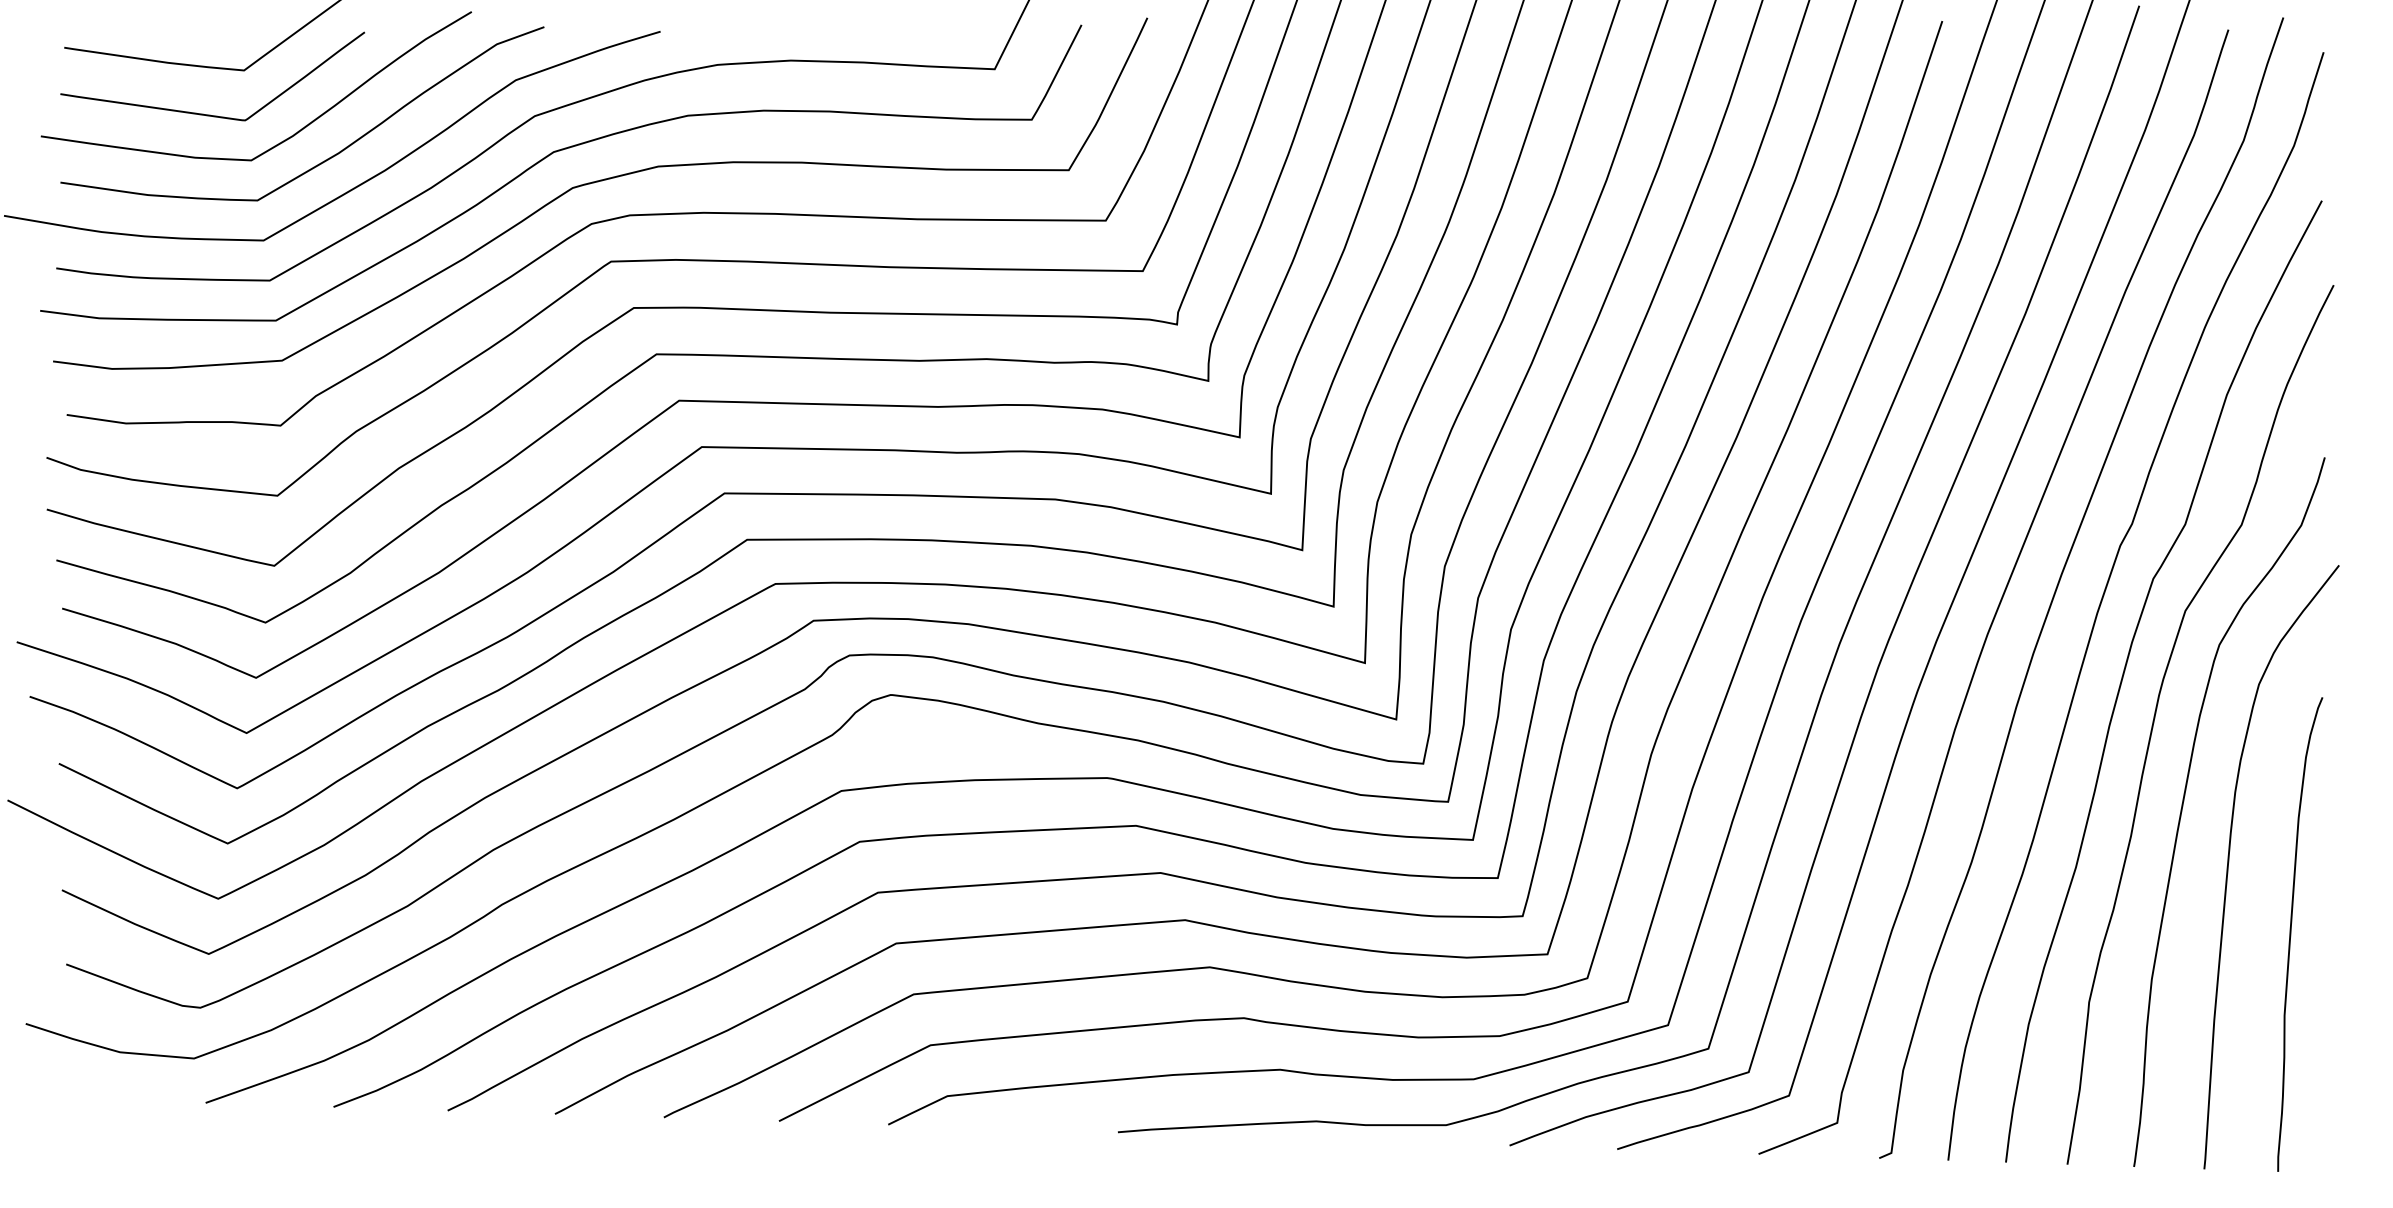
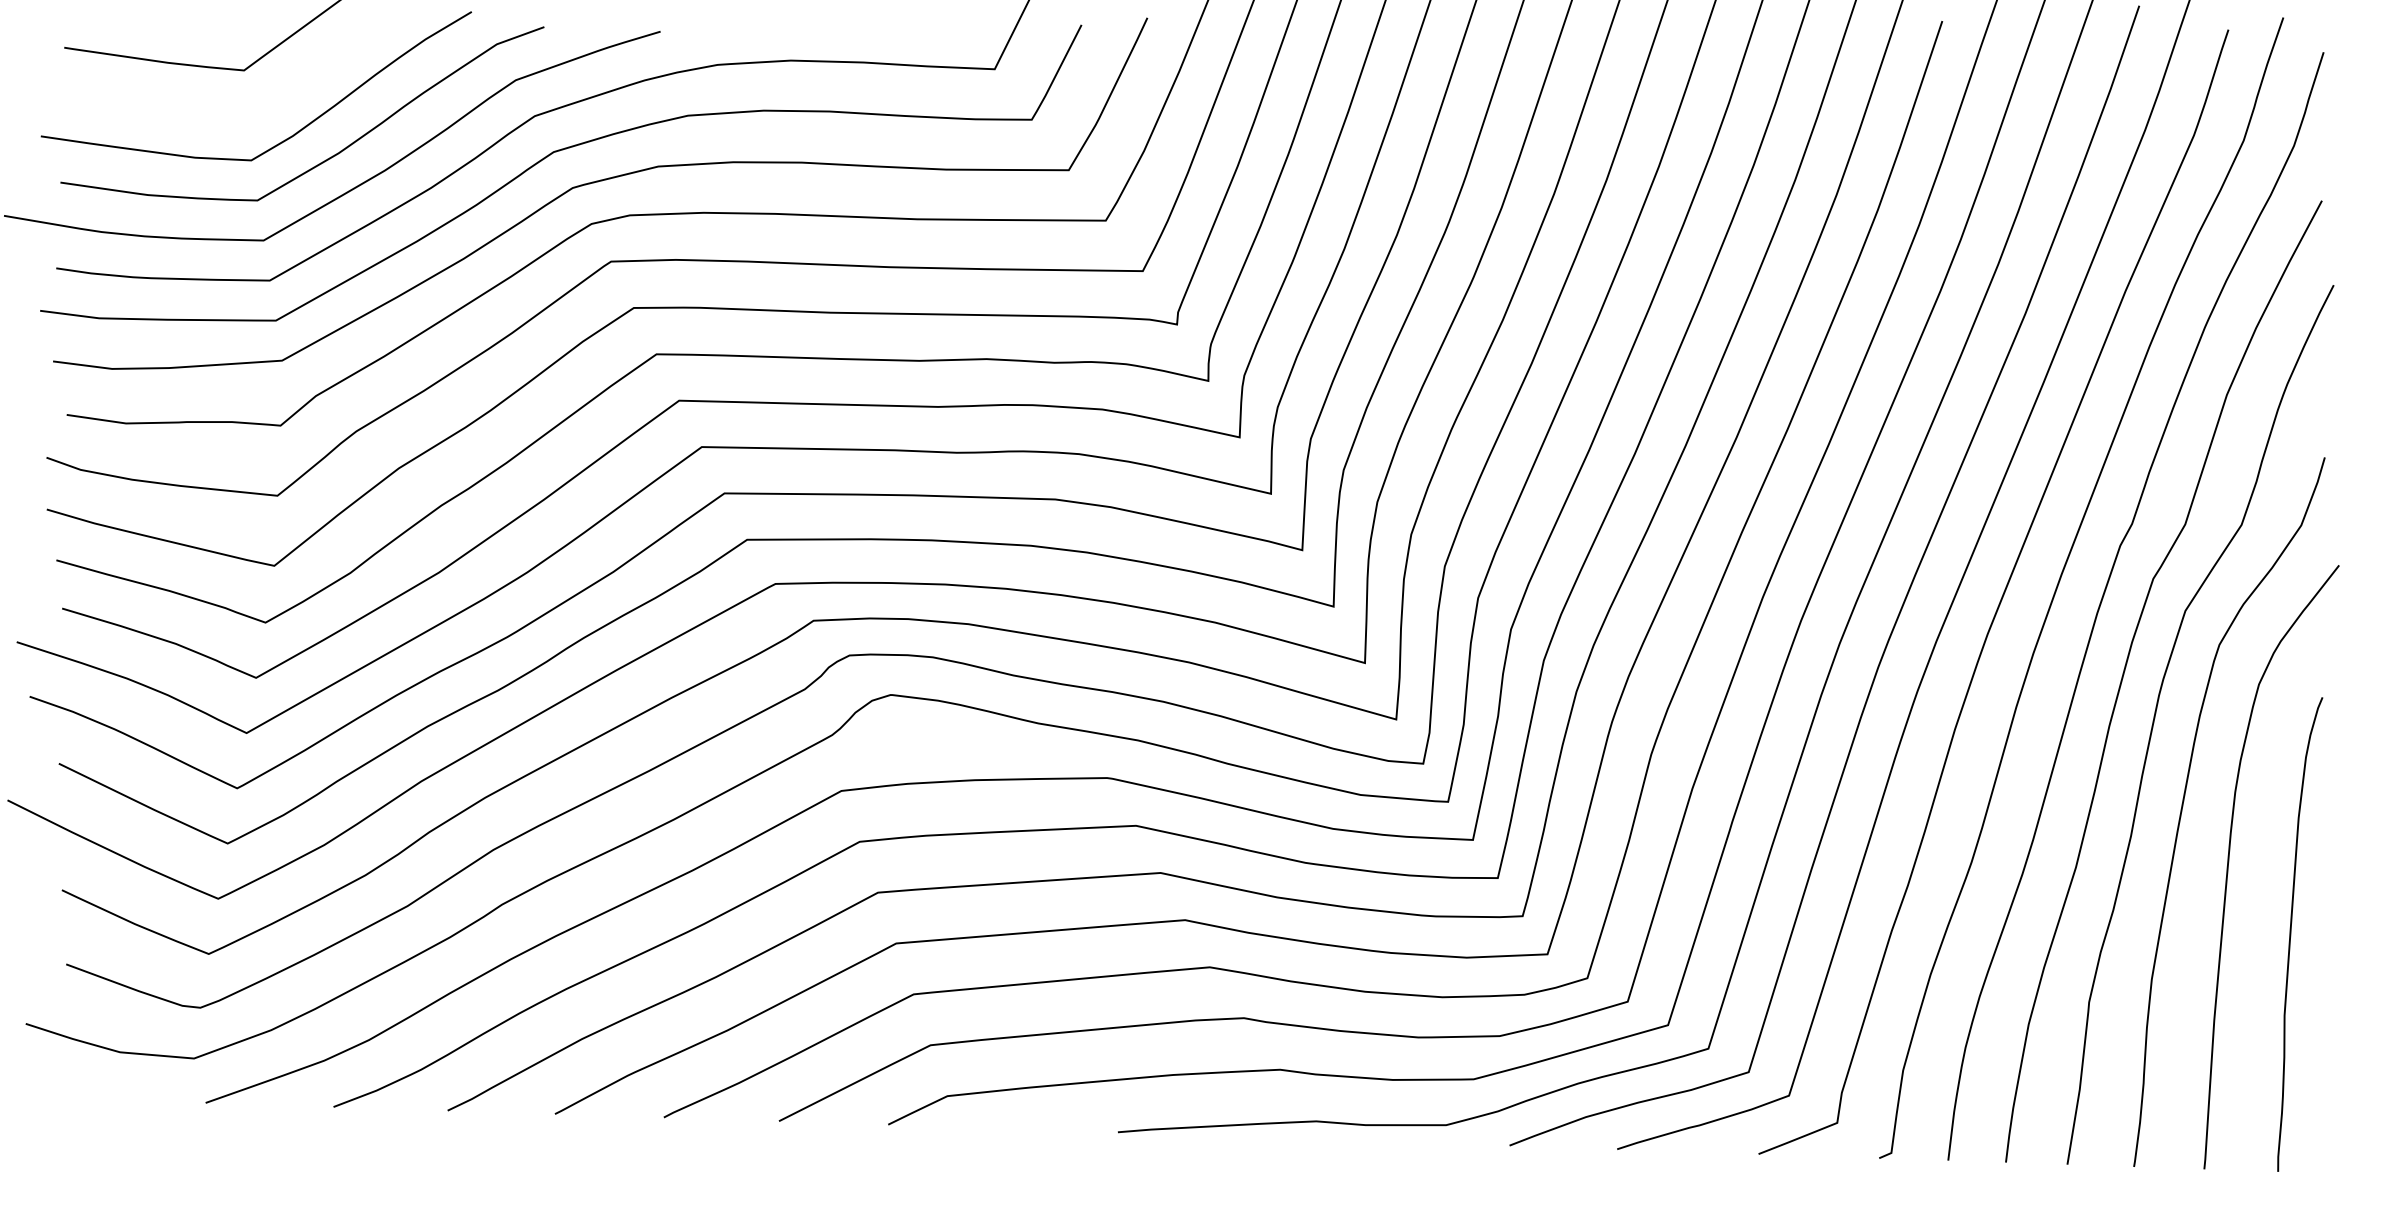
curve: present -> none (210, 114)
